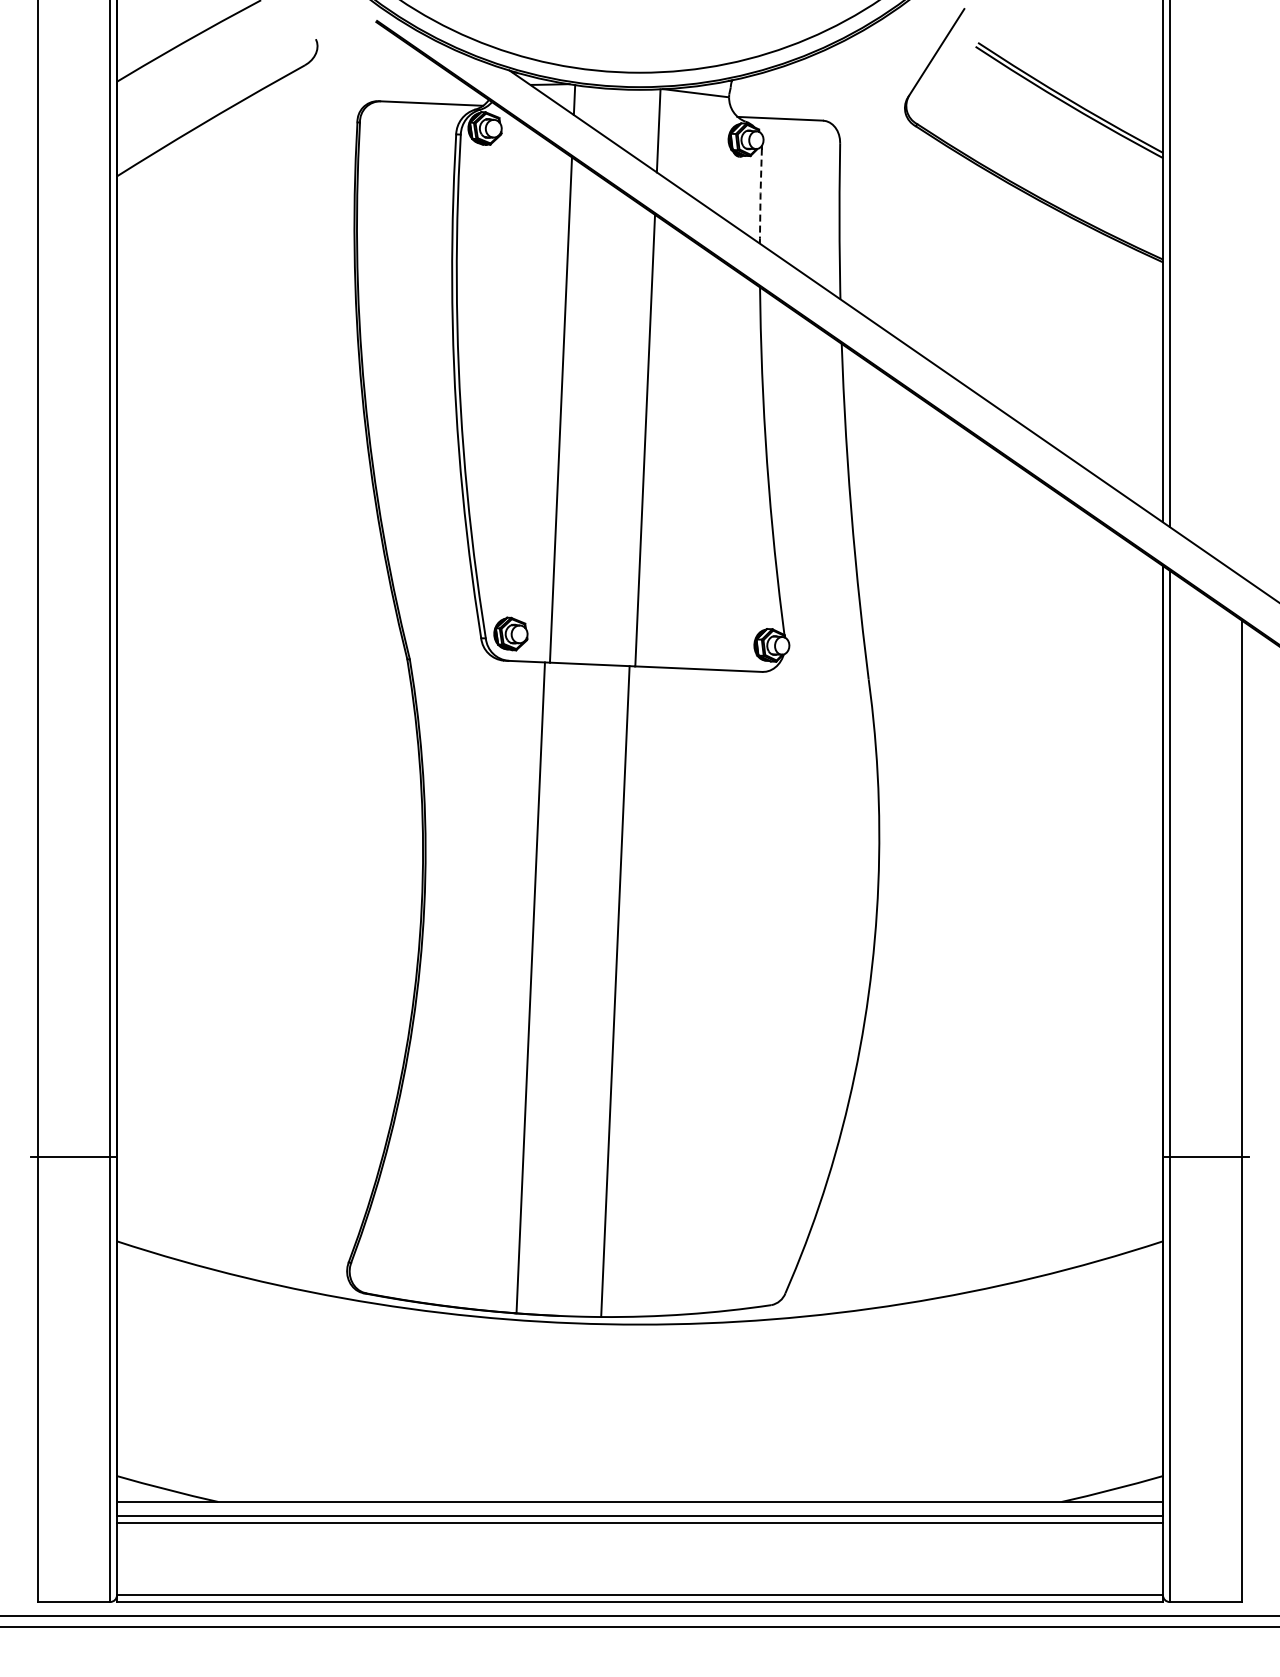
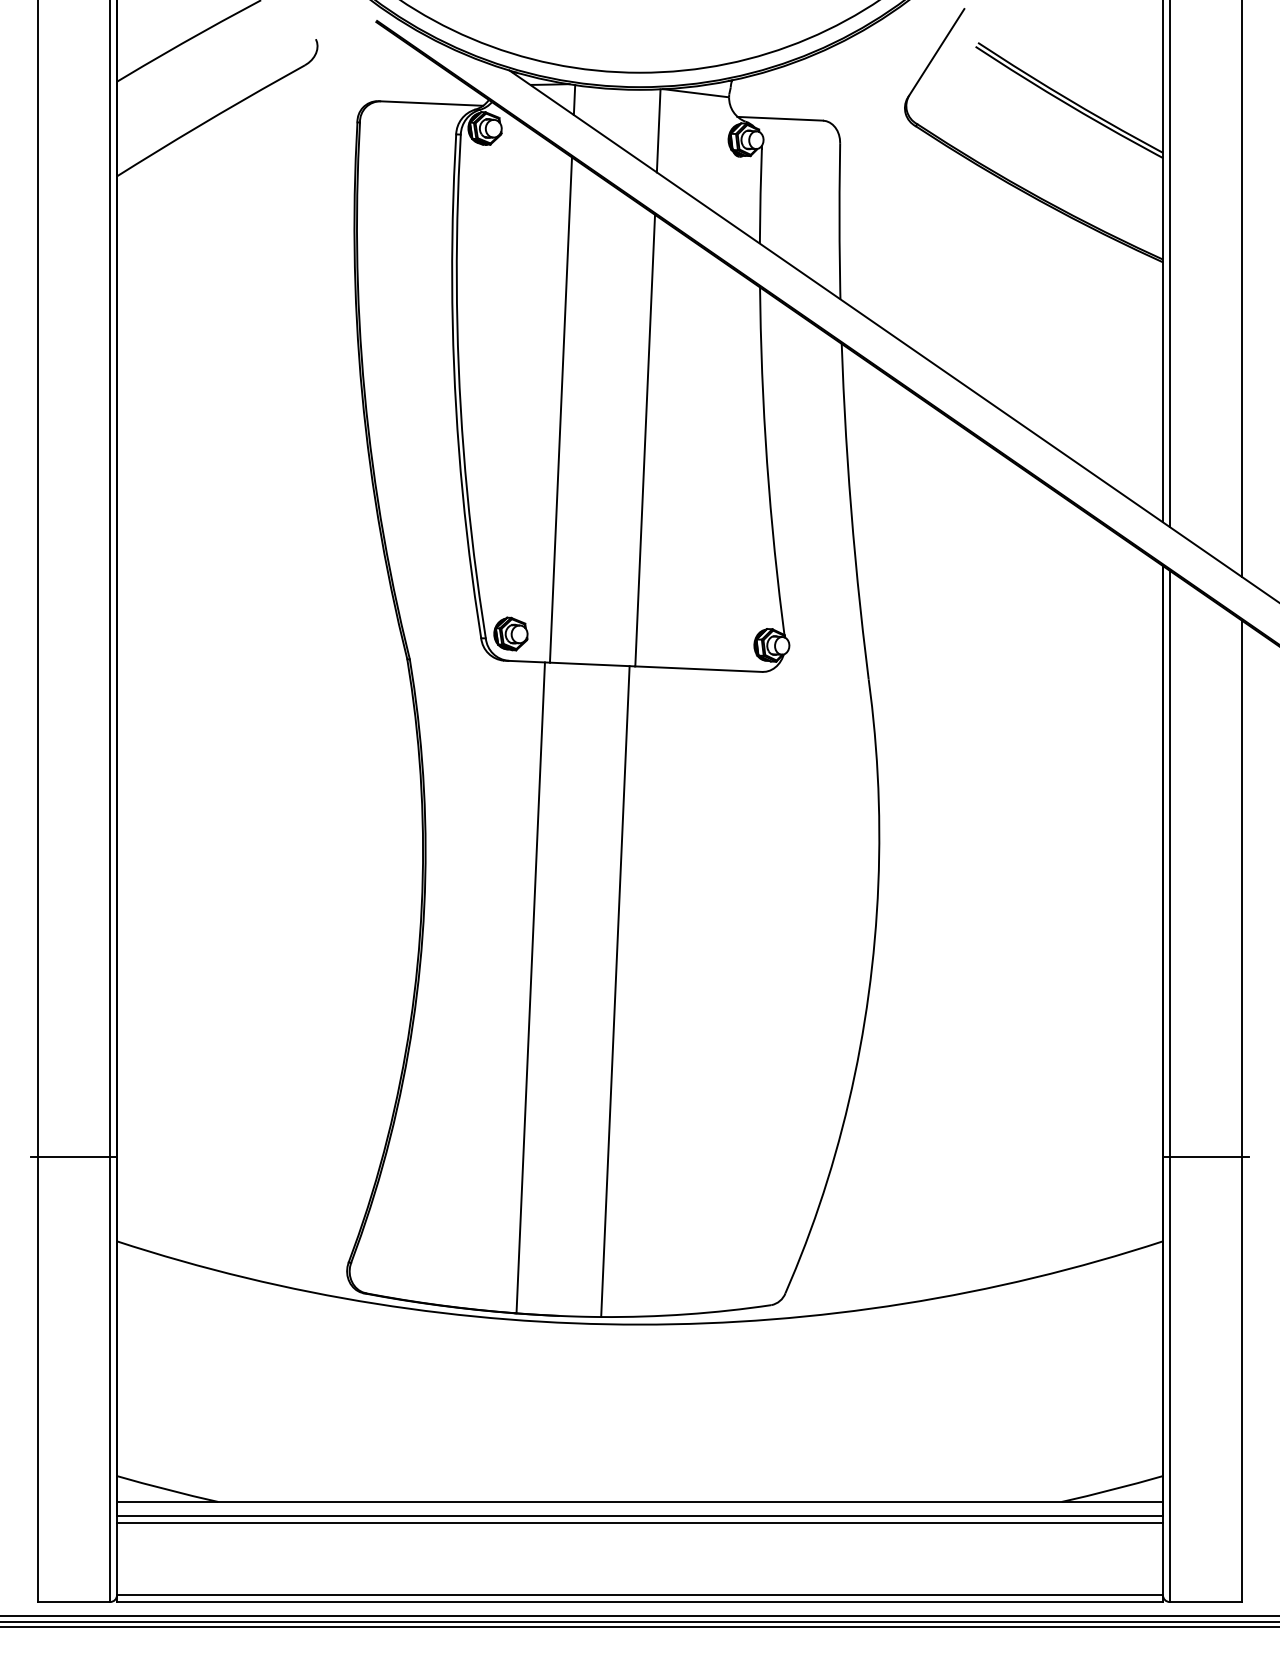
line: dashed -> solid (760, 196)
line: none -> present (1241, 289)
line: none -> present (639, 1622)
